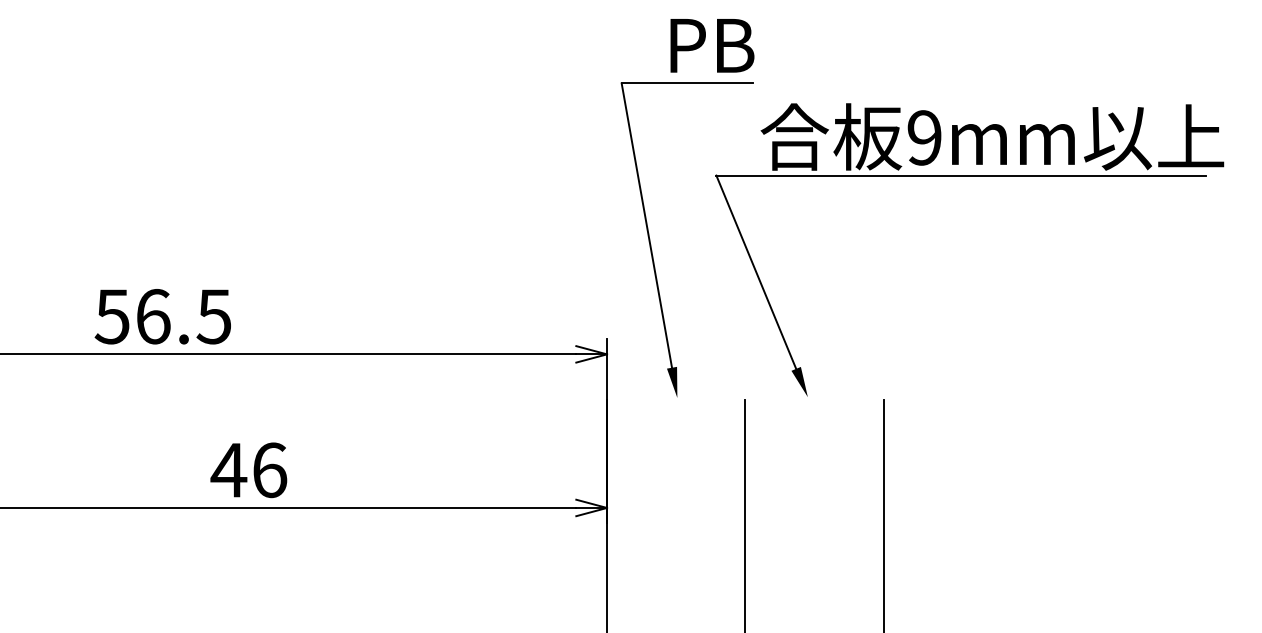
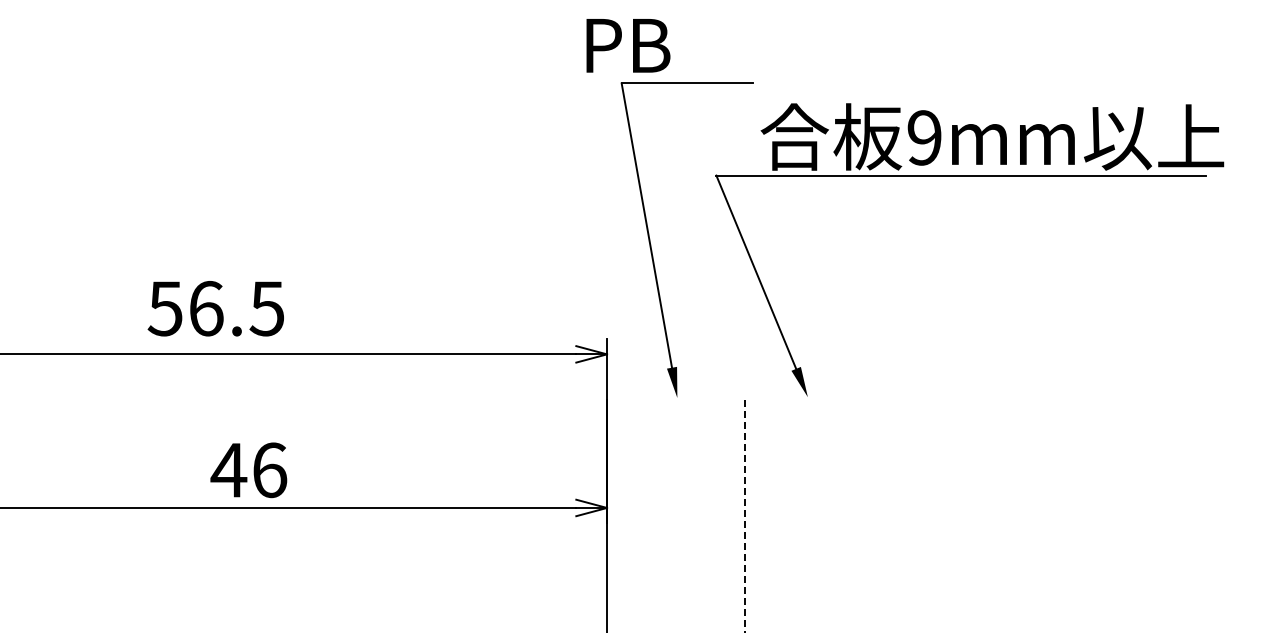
text position: (712, 45) -> (628, 45) (628, 45)
text position: (162, 316) -> (215, 308) (215, 308)
line: present -> none (883, 514)
line: solid -> dashed (745, 516)
